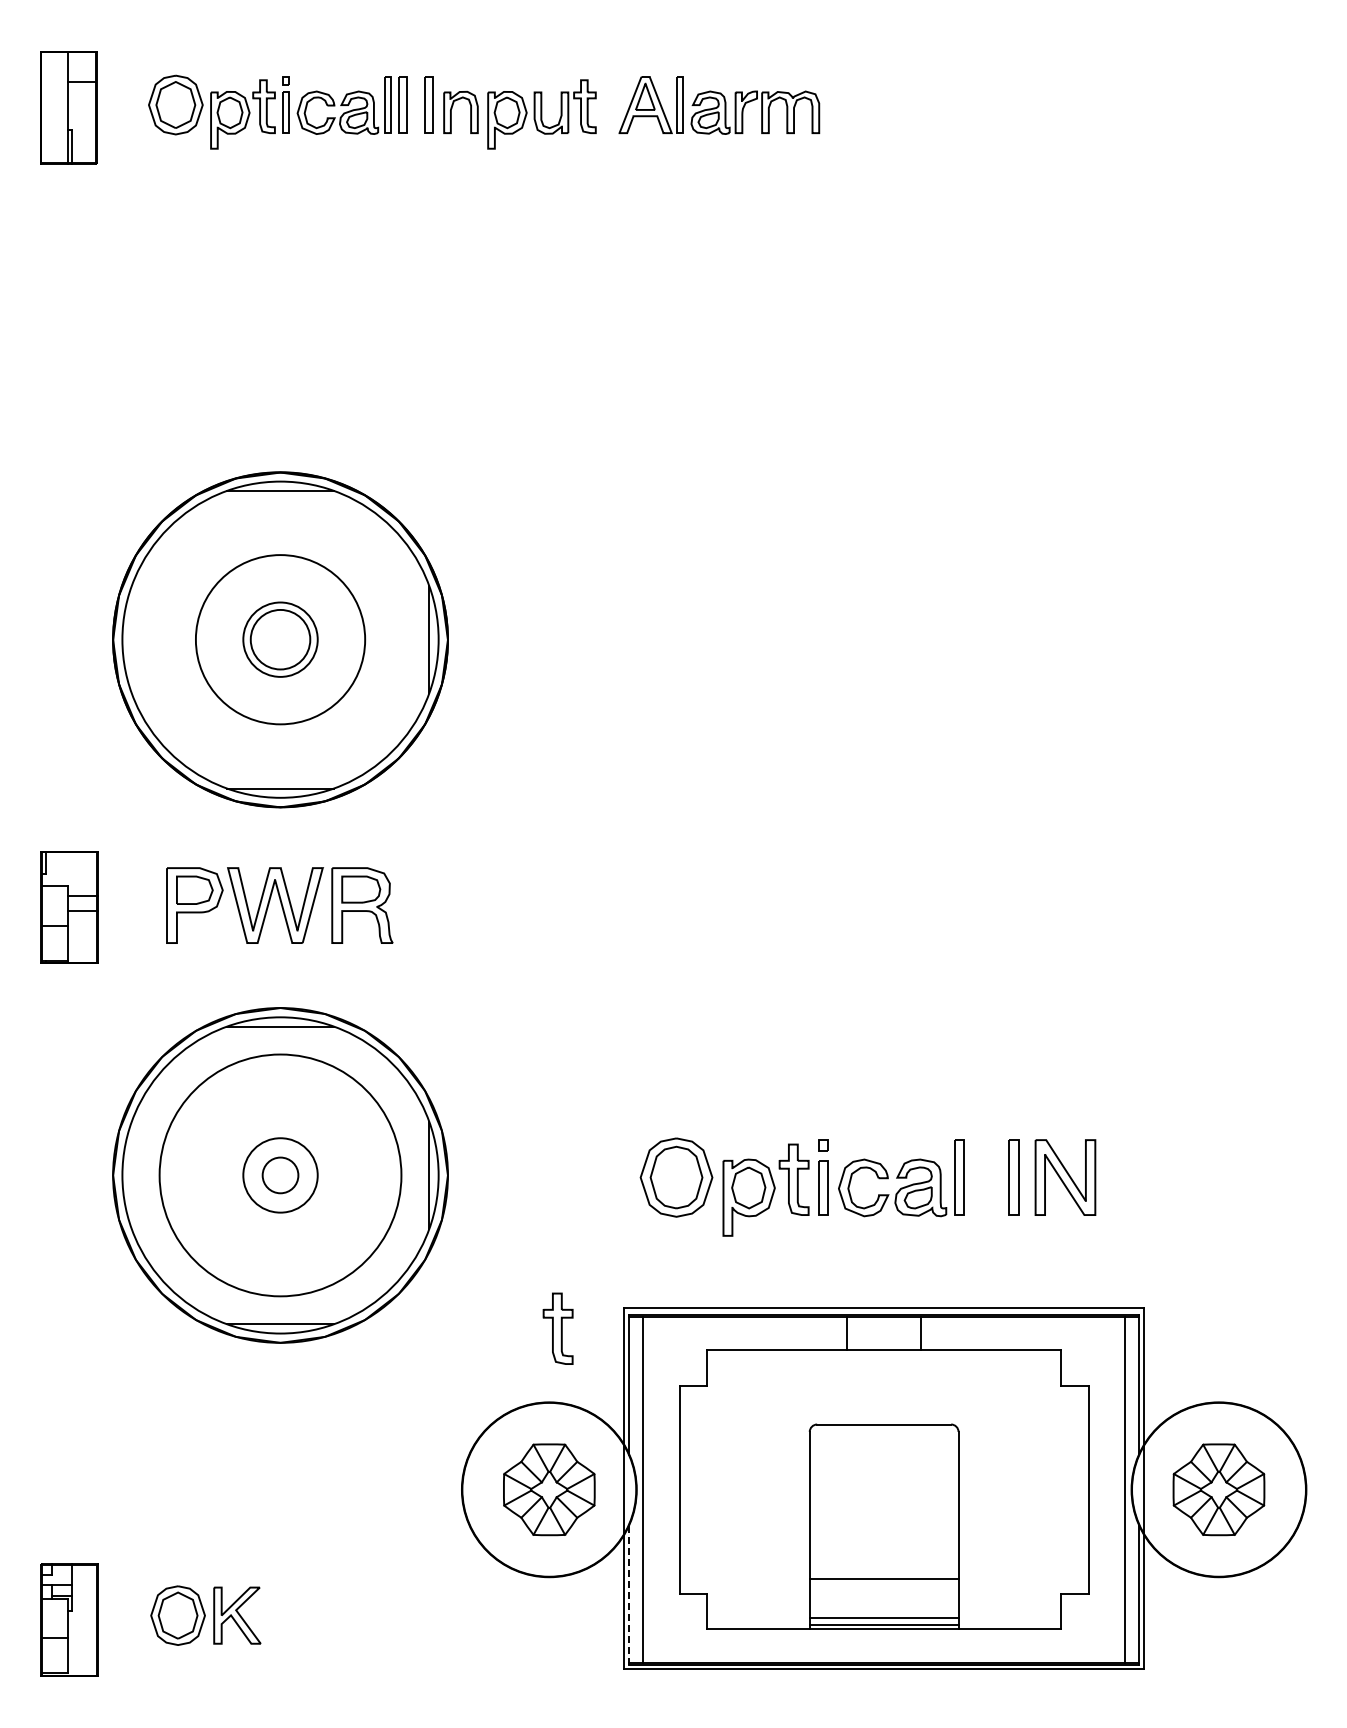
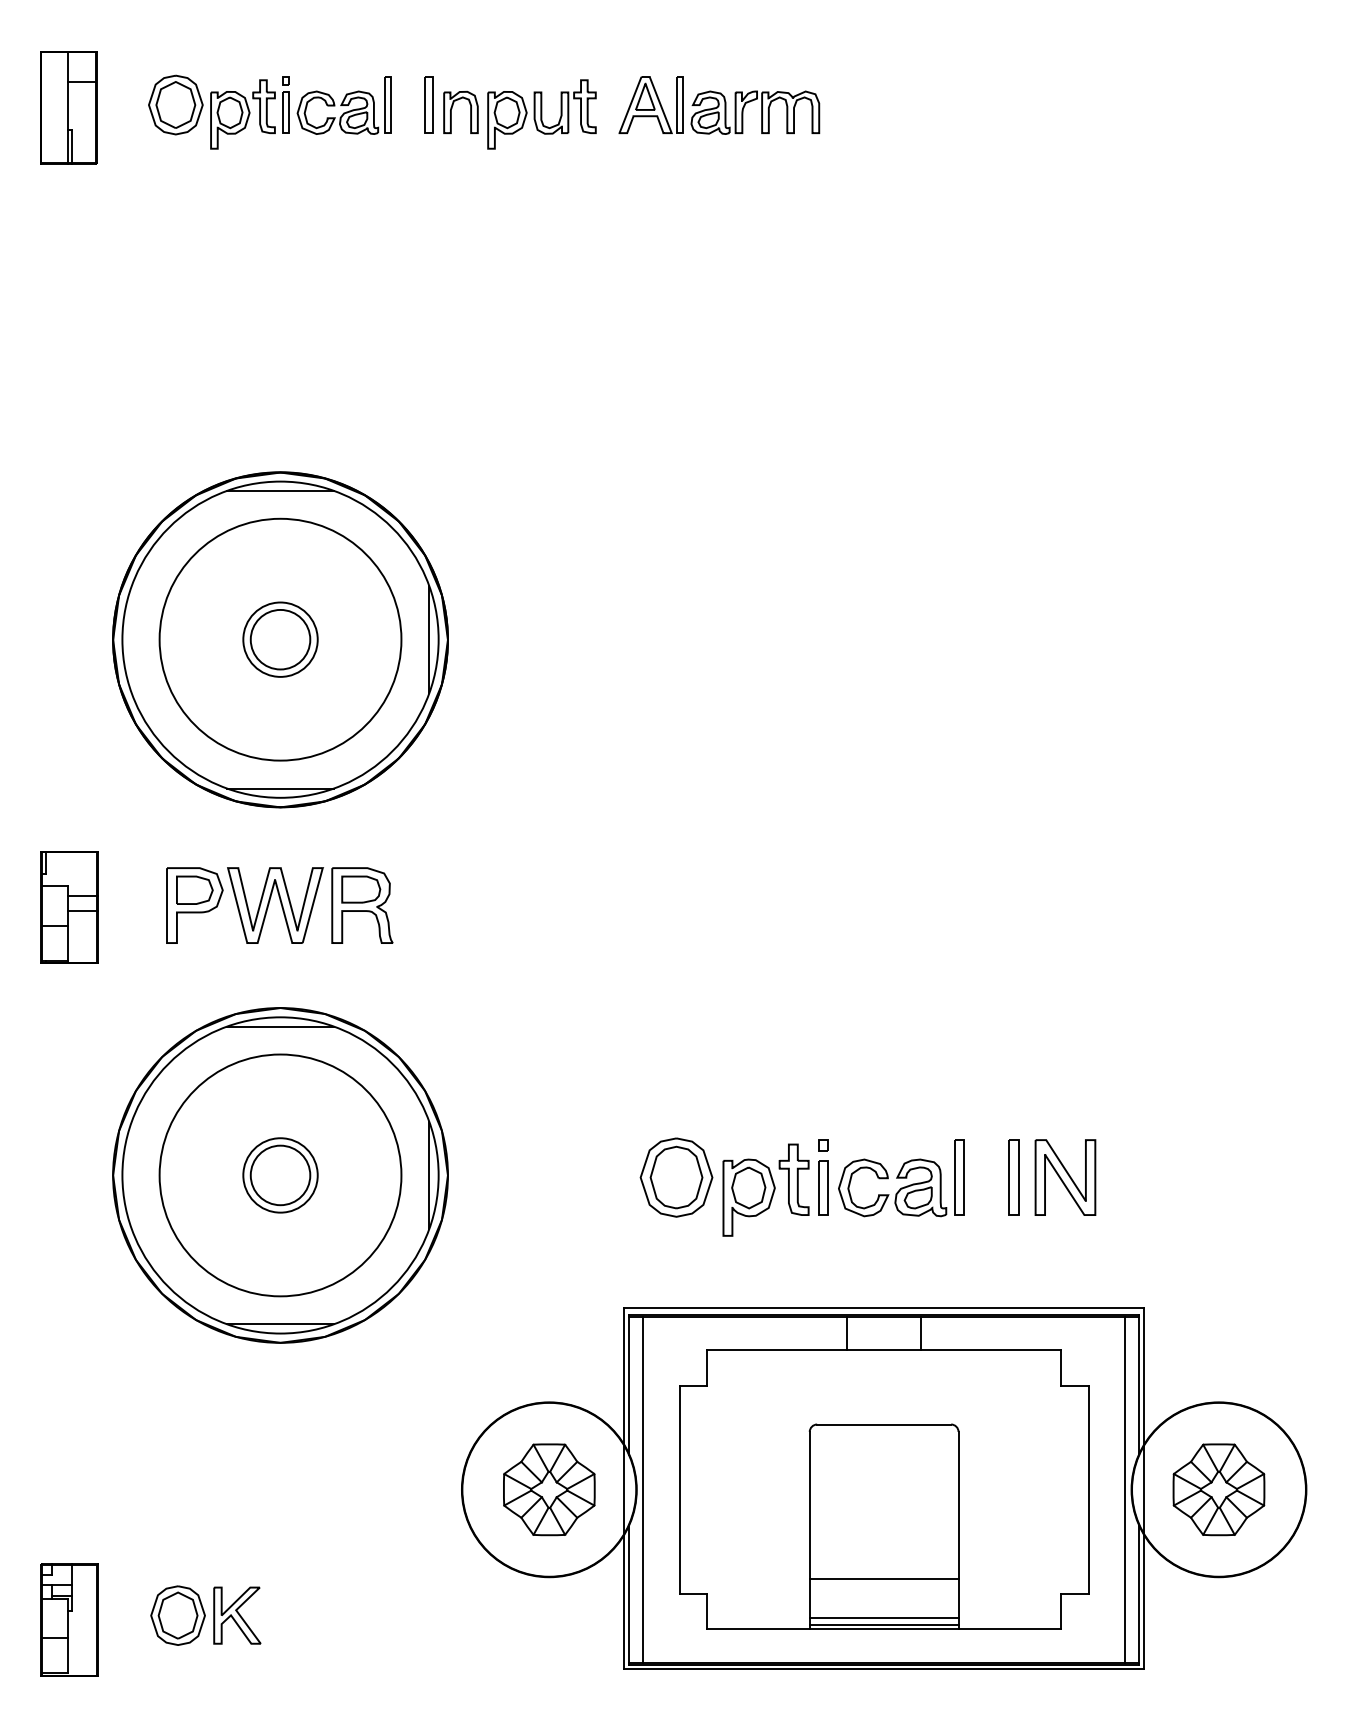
part: present -> none (402, 104)
circle diameter: 169 px -> 242 px (280, 639)
circle diameter: 36 px -> 60 px (280, 1175)
part: present -> none (557, 1328)
line: dashed -> solid (629, 1594)
